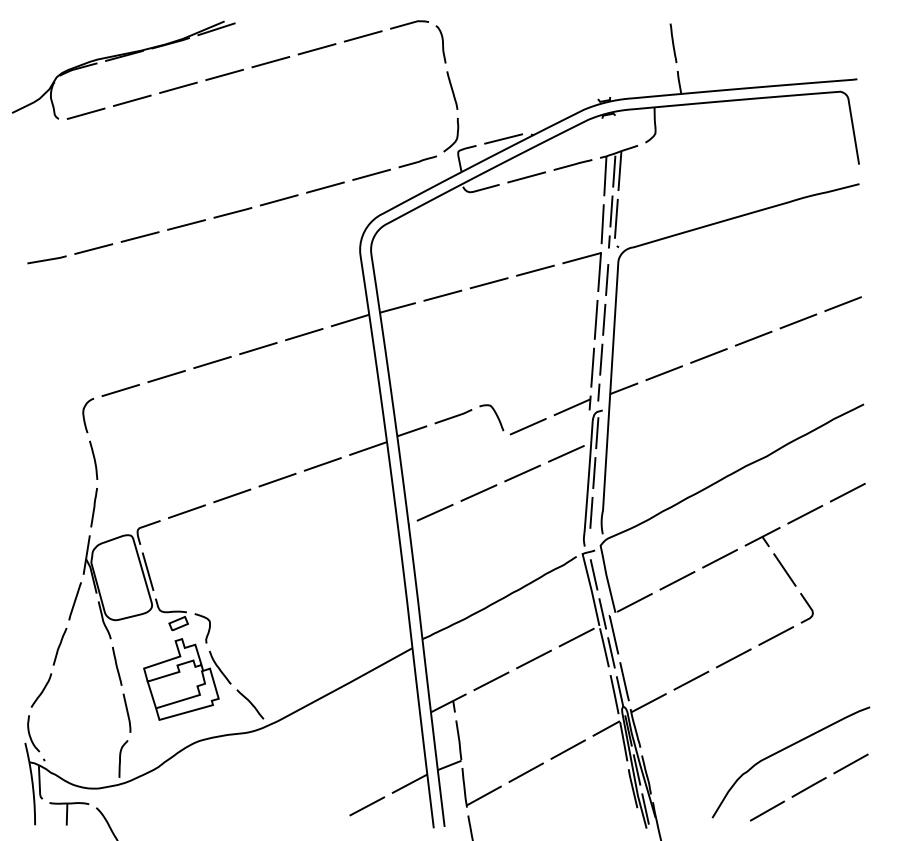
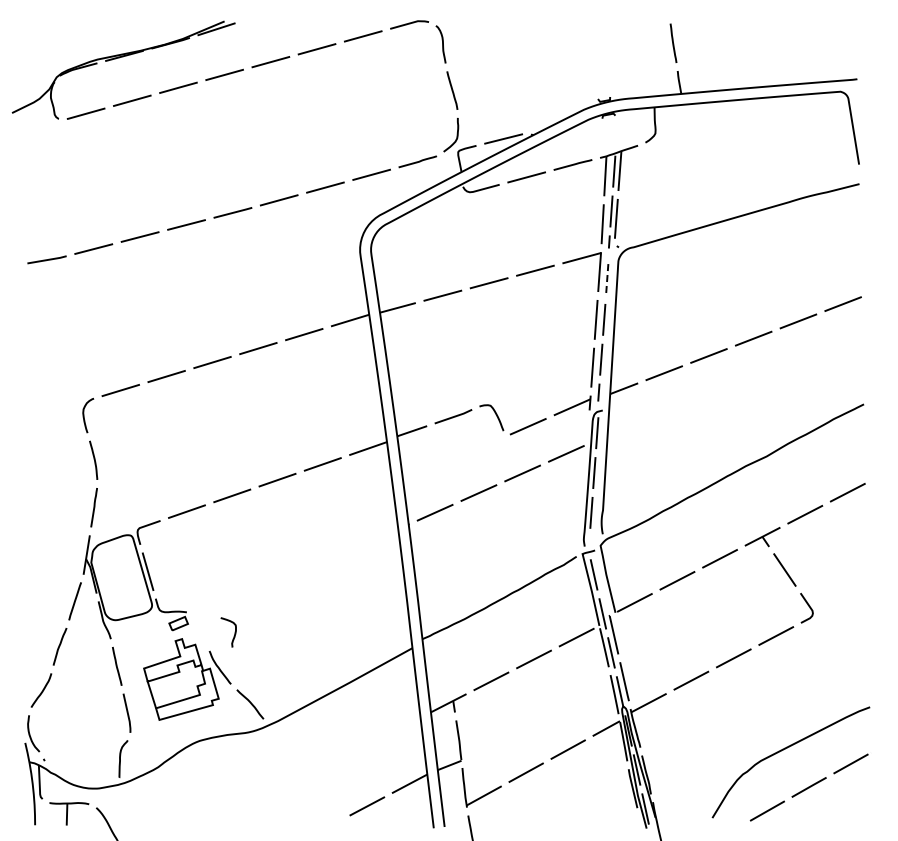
line: solid -> dashed (607, 280)
curve position: (208, 628) -> (234, 632) (234, 632)
